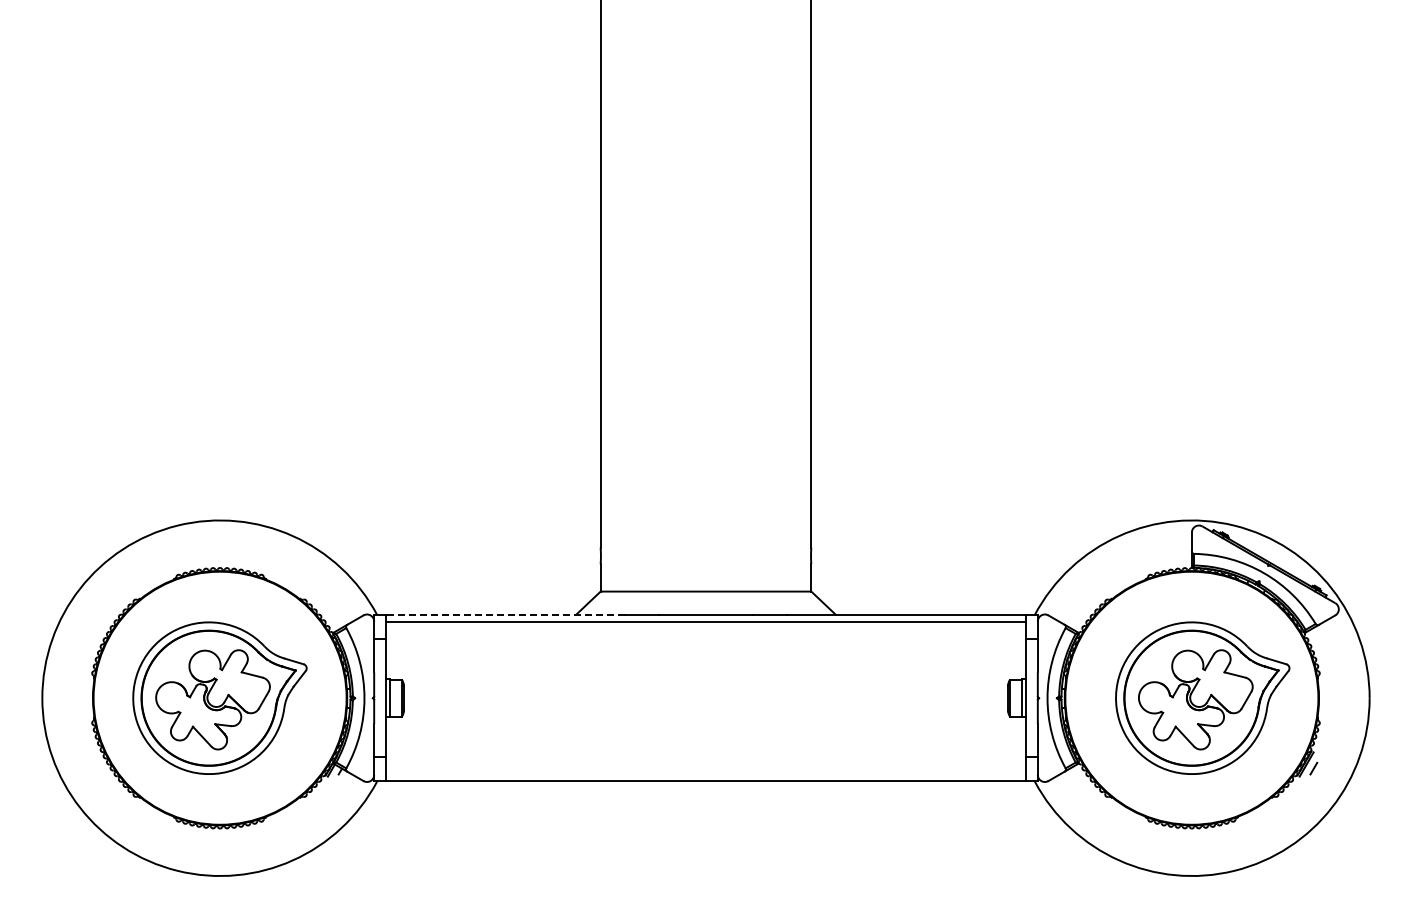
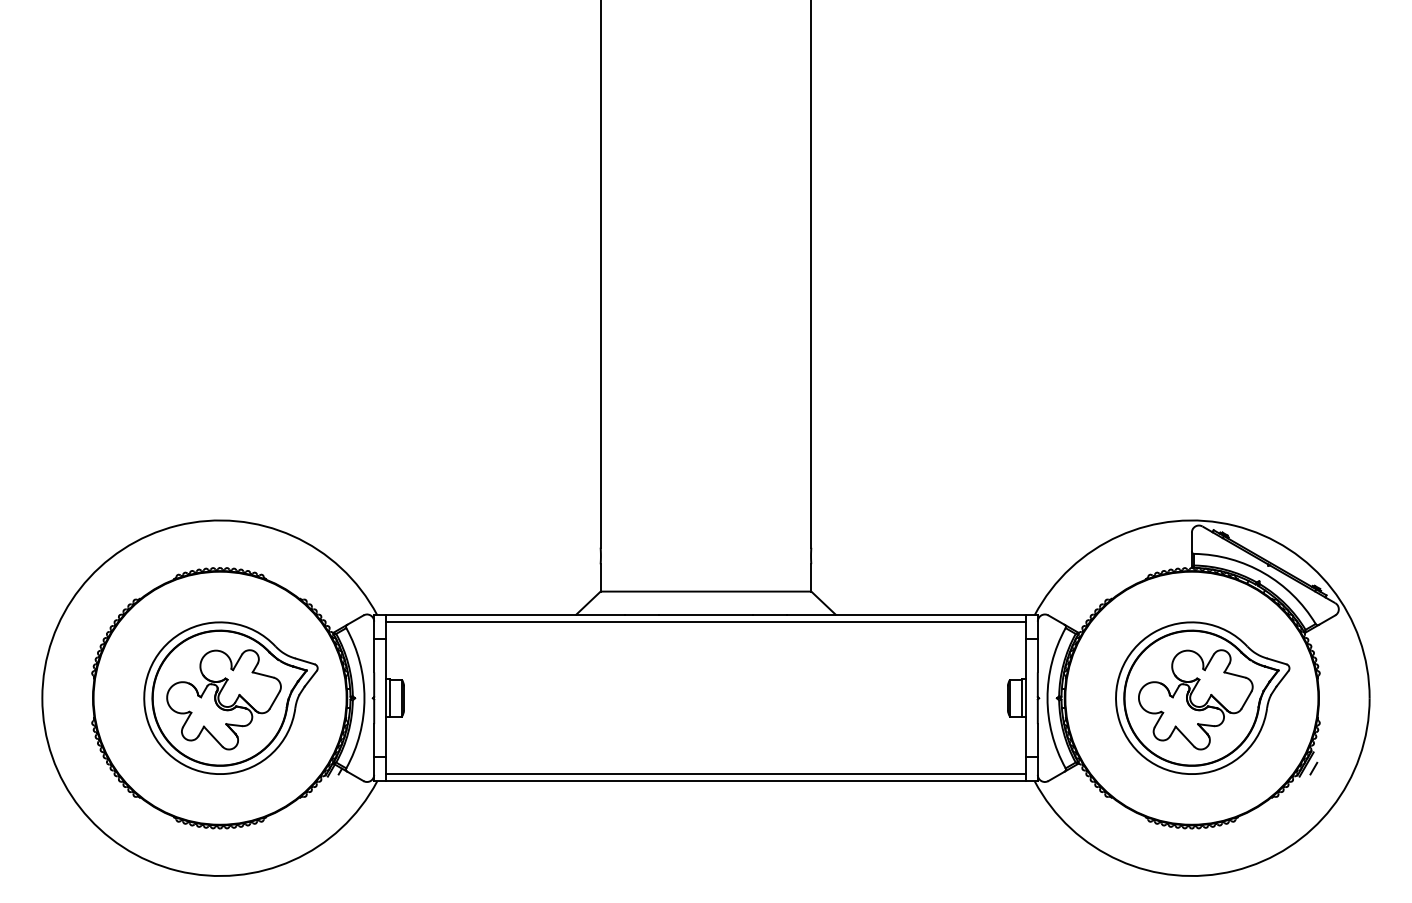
line: dashed -> solid (505, 615)
part position: (219, 697) -> (230, 697) (230, 697)
line: none -> present (705, 774)
